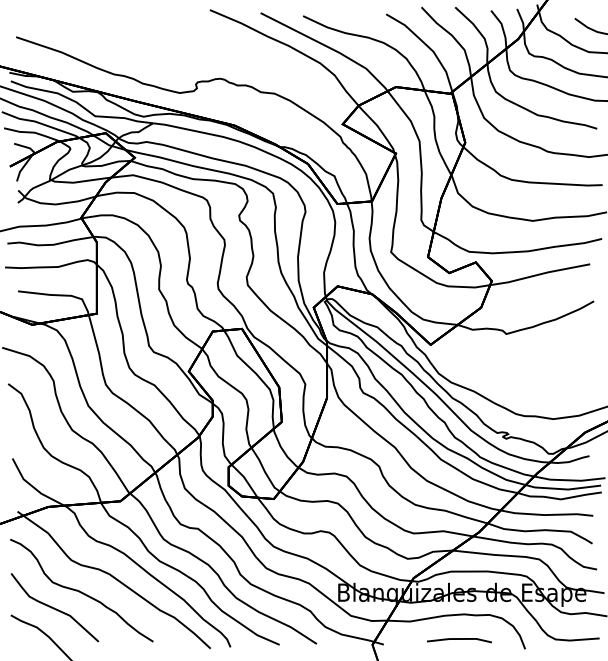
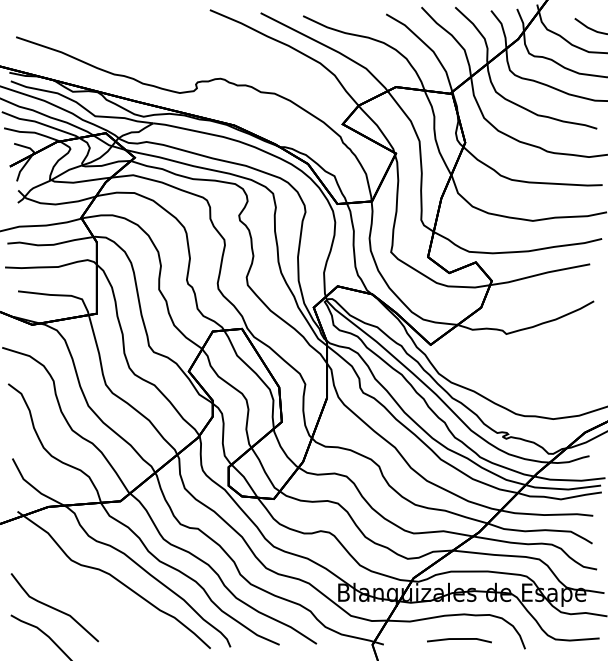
part: present -> none (81, 590)
